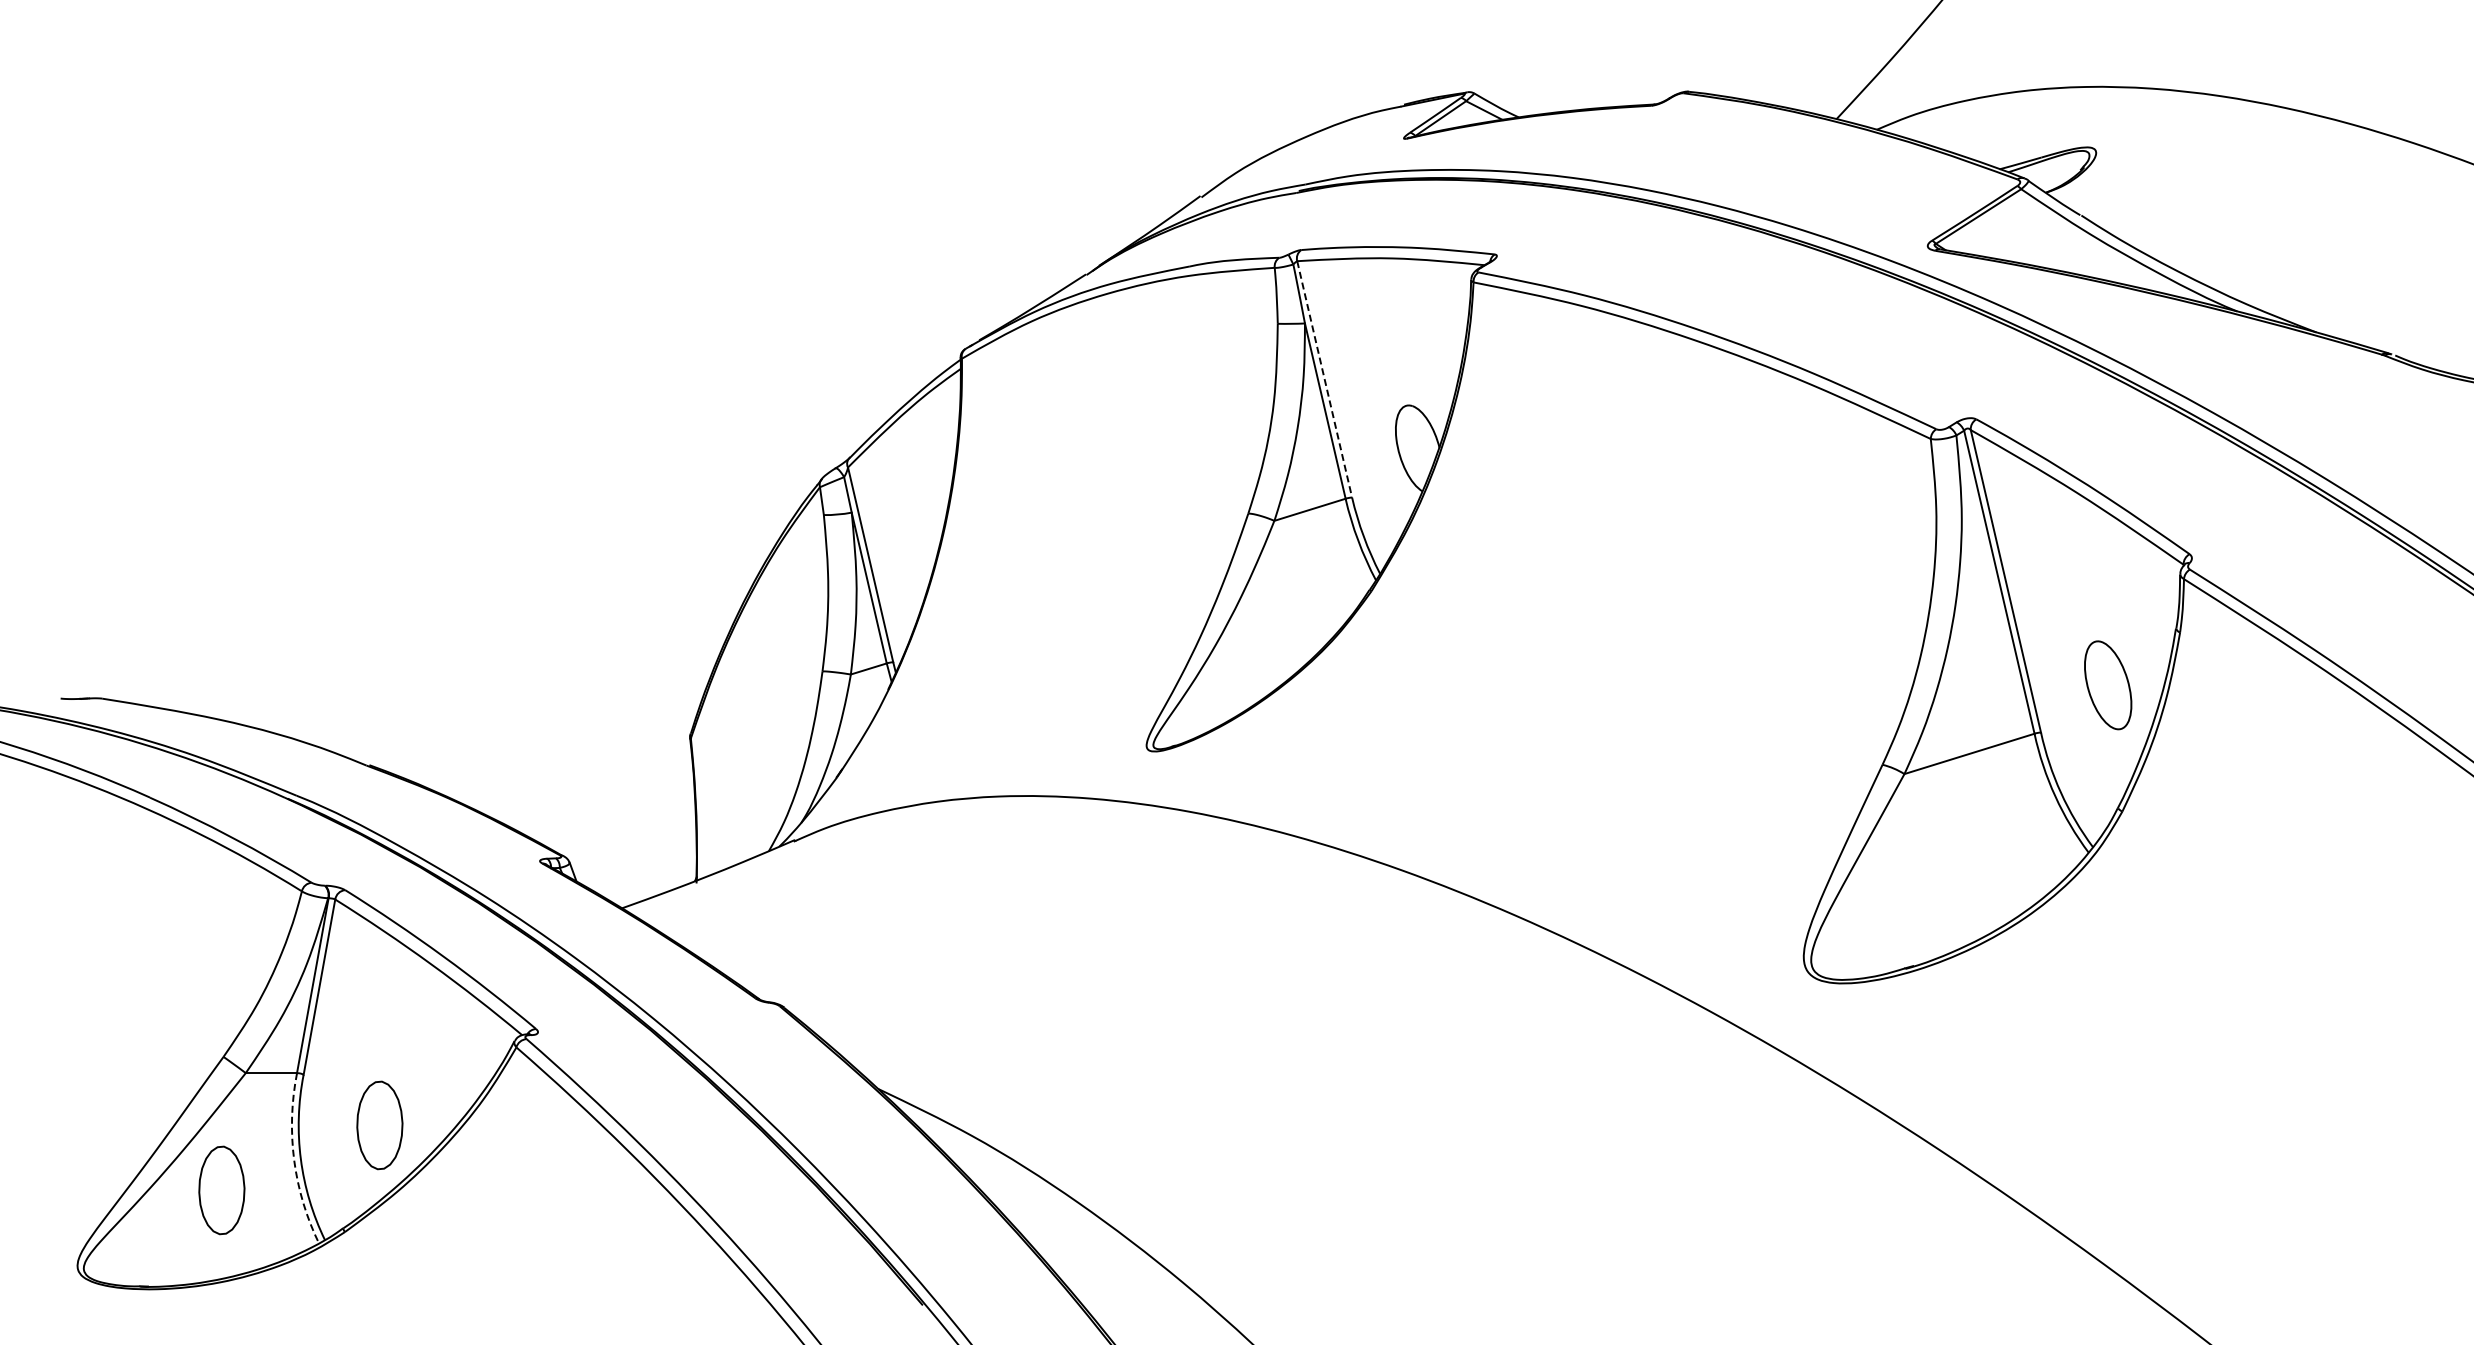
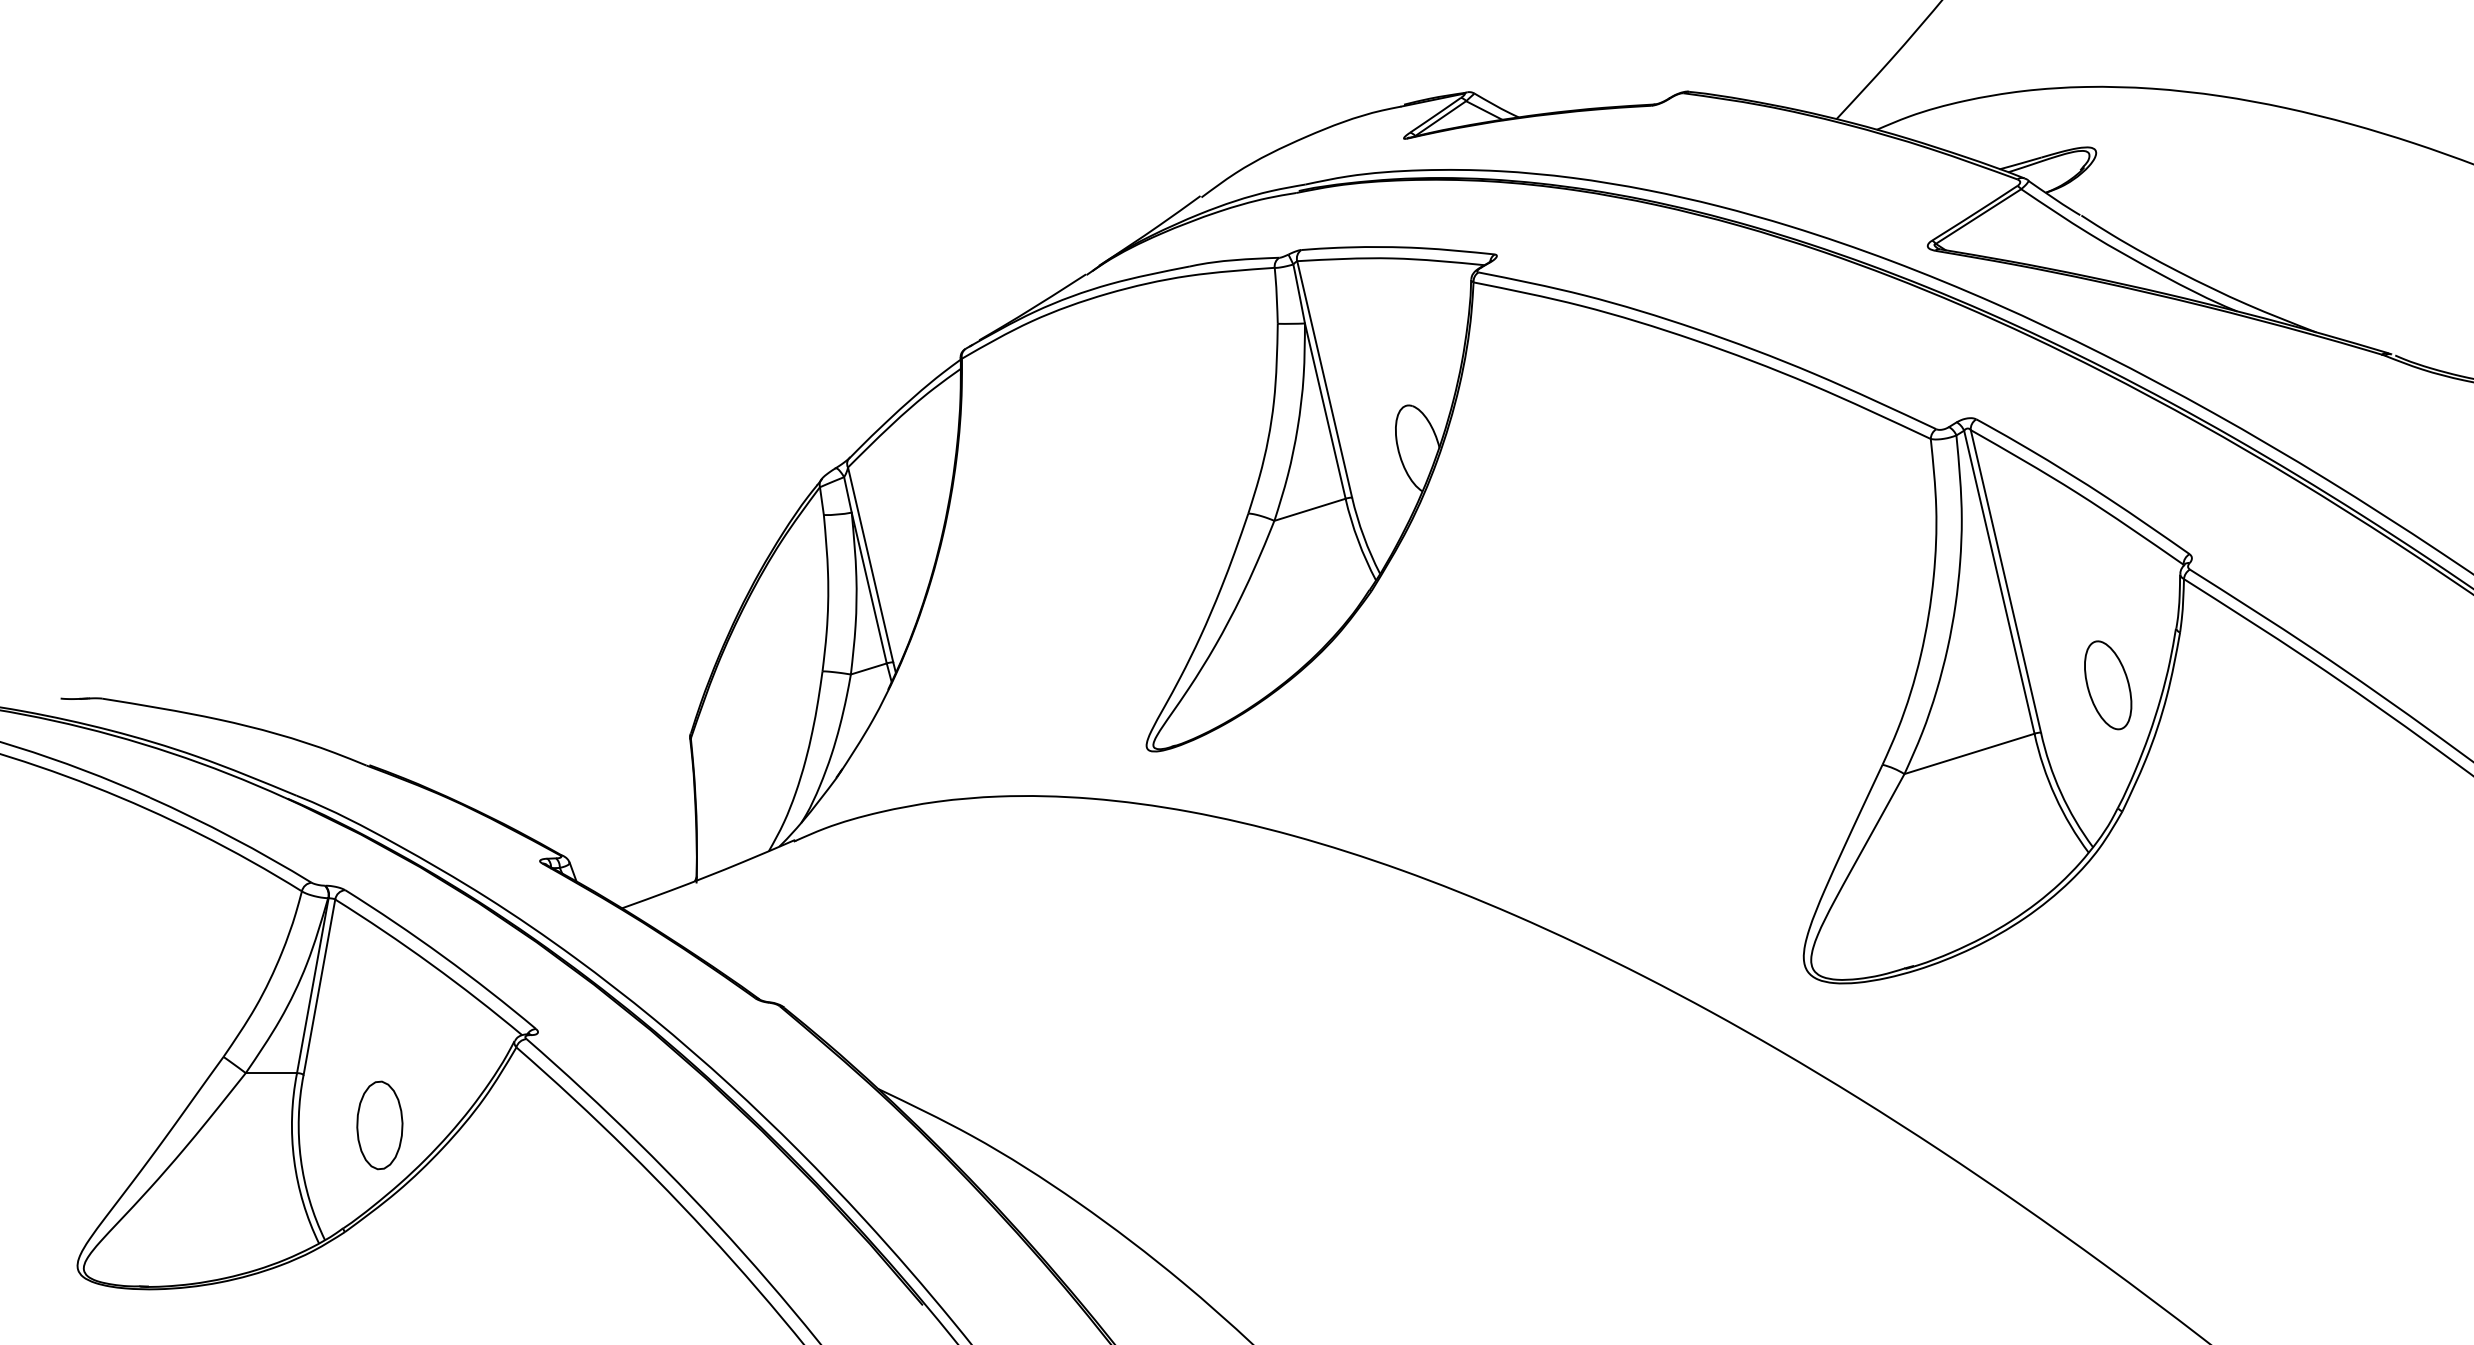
line: dashed -> solid (1324, 379)
arc: dashed -> solid (294, 1160)
part: present -> none (221, 1190)
